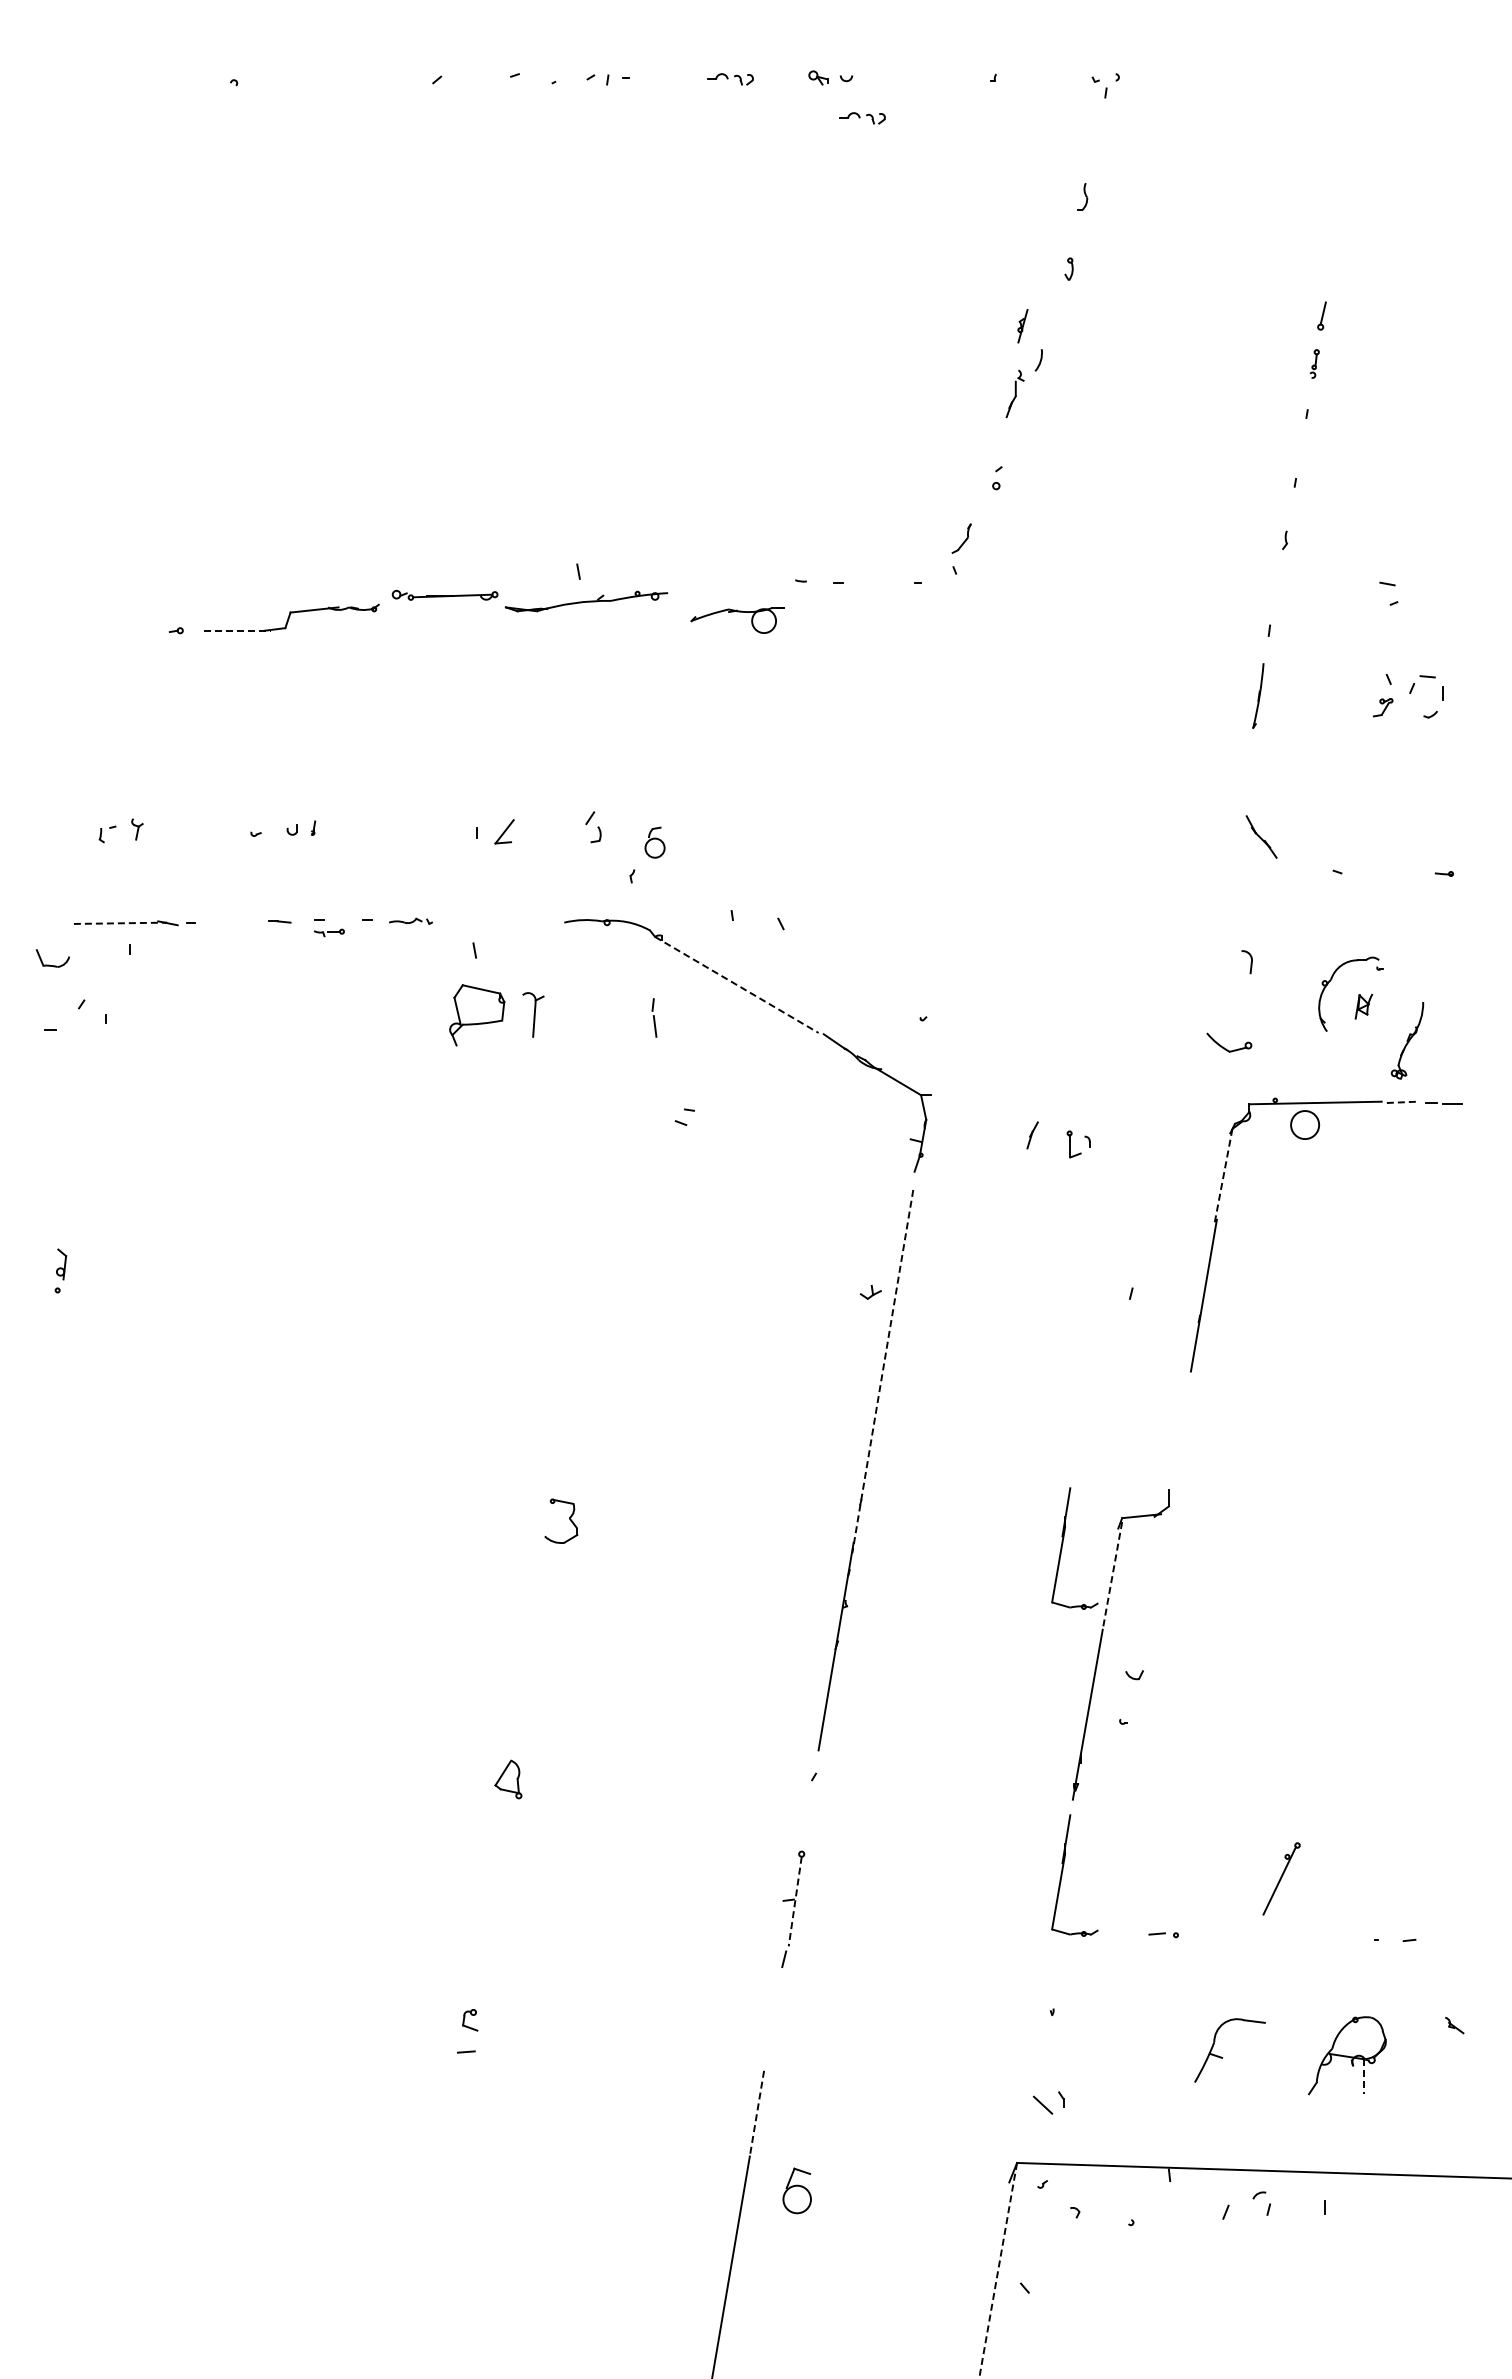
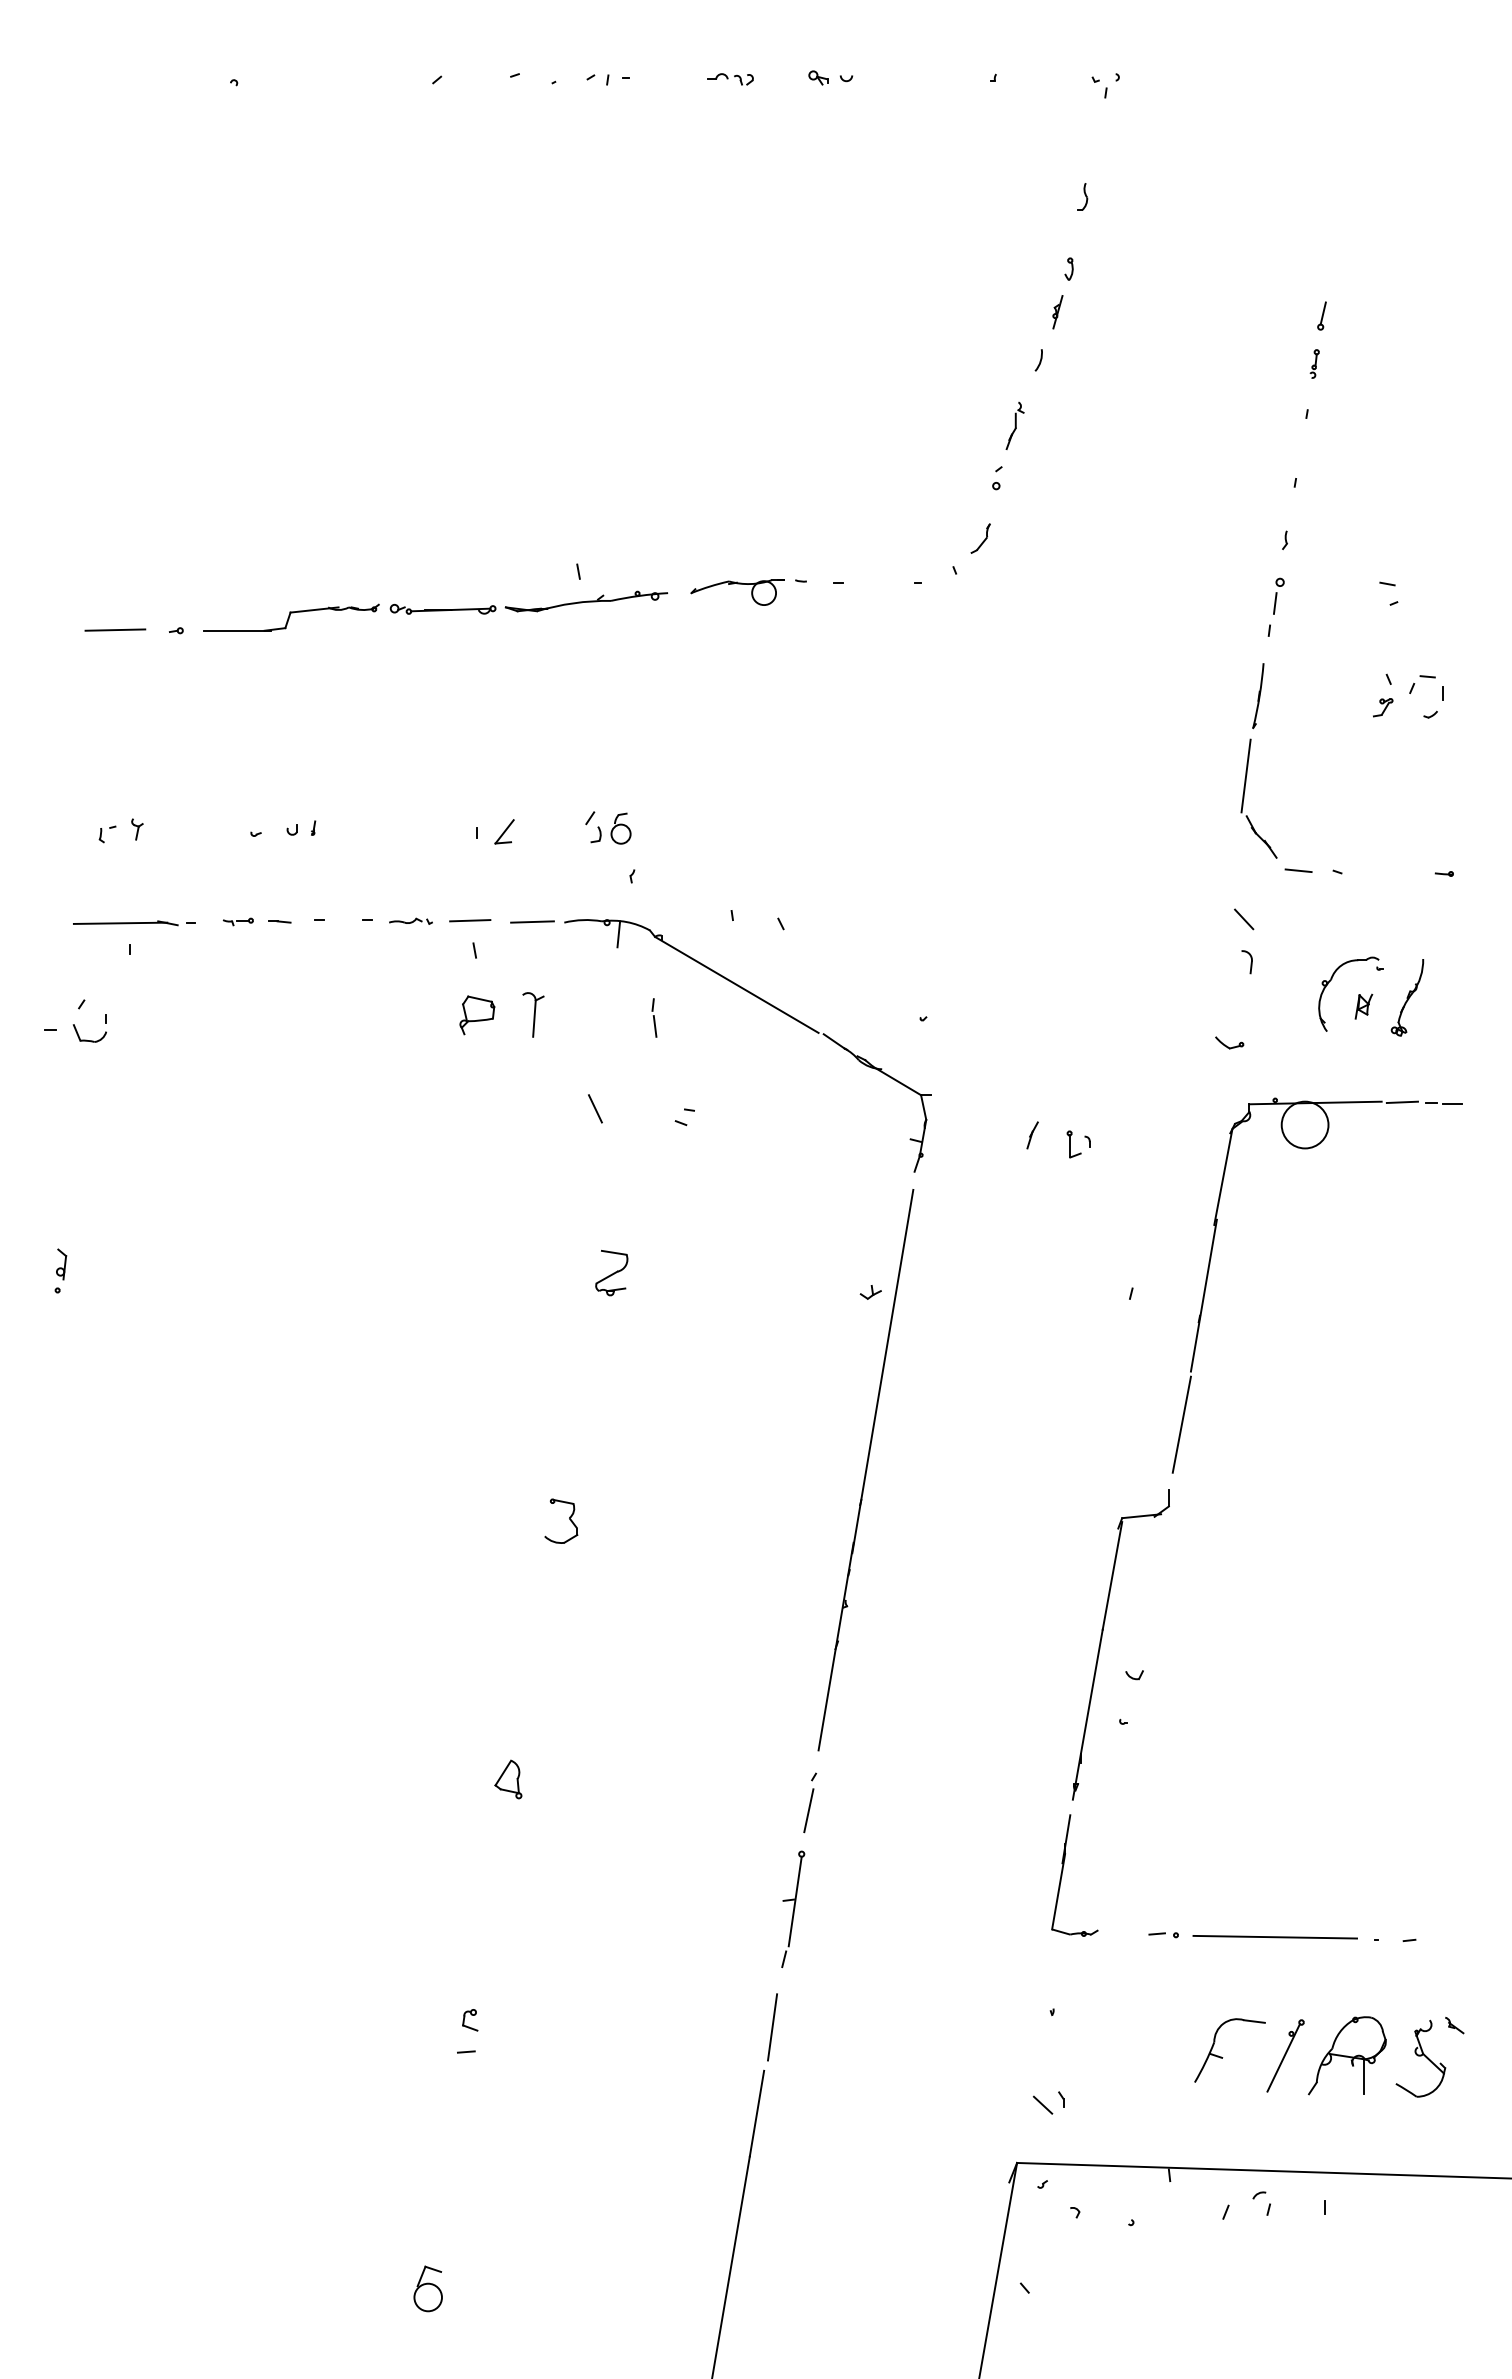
part: present -> none (862, 118)
part position: (1022, 326) -> (1057, 312) (1057, 312)
part position: (1014, 393) -> (1014, 425) (1014, 425)
part position: (961, 538) -> (980, 538) (980, 538)
part position: (444, 595) -> (442, 609) (442, 609)
part: none -> present (1278, 595)
part position: (737, 612) -> (737, 584) (737, 584)
line: none -> present (115, 629)
line: dashed -> solid (237, 630)
line: none -> present (1245, 775)
part position: (654, 842) -> (620, 828) (620, 828)
line: none -> present (1298, 870)
line: none -> present (1244, 919)
line: none -> present (470, 920)
line: none -> present (532, 921)
line: dashed -> solid (120, 923)
part position: (328, 932) -> (237, 921) (237, 921)
line: none -> present (618, 934)
part position: (49, 964) -> (86, 1039) (86, 1039)
line: dashed -> solid (736, 984)
part size: 57x63 px -> 37x41 px (477, 1015)
part position: (1407, 1040) -> (1407, 997) (1407, 997)
part size: 47x21 px -> 30x14 px (1229, 1042)
line: dashed -> solid (1402, 1102)
line: none -> present (594, 1108)
circle diameter: 28 px -> 47 px (1304, 1124)
line: dashed -> solid (1223, 1176)
part: none -> present (611, 1273)
line: dashed -> solid (882, 1372)
line: none -> present (1181, 1424)
part: present -> none (1062, 1548)
line: dashed -> solid (1112, 1575)
line: none -> present (808, 1810)
part position: (1281, 1878) -> (1285, 2055) (1285, 2055)
line: dashed -> solid (795, 1902)
line: none -> present (1275, 1936)
line: none -> present (772, 2027)
part: none -> present (1420, 2058)
line: dashed -> solid (1363, 2076)
line: dashed -> solid (756, 2114)
part position: (796, 2190) -> (427, 2288) (427, 2288)
line: dashed -> solid (998, 2271)
